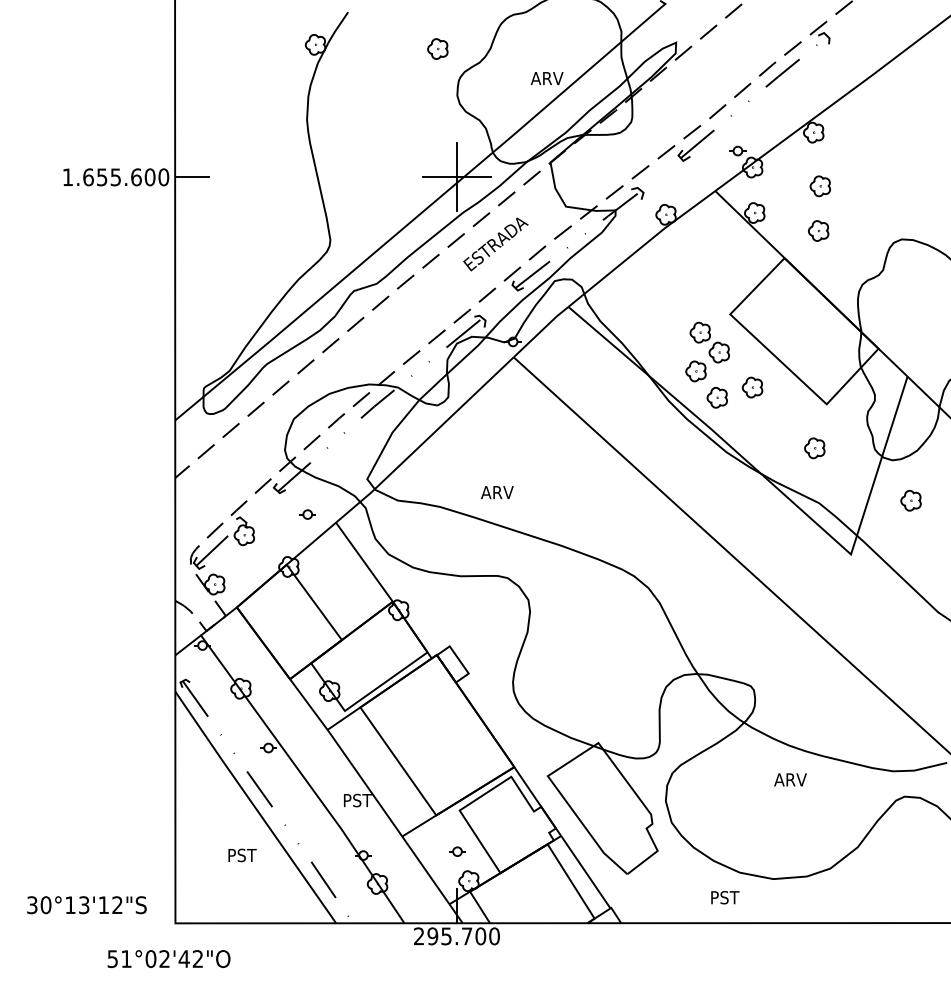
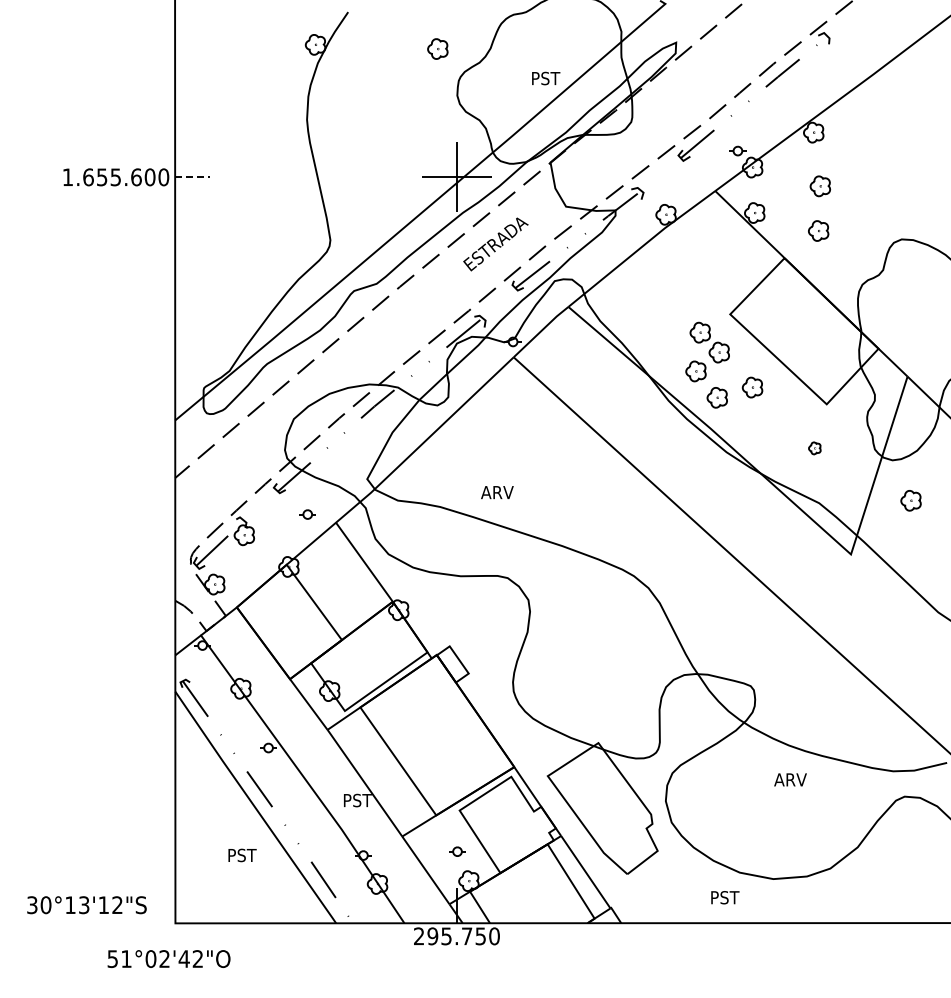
text: ARV -> PST (546, 78)
line: solid -> dashed (193, 177)
part size: 22x23 px -> 14x15 px (814, 448)
text: 295.700 -> 295.750 (480, 936)
